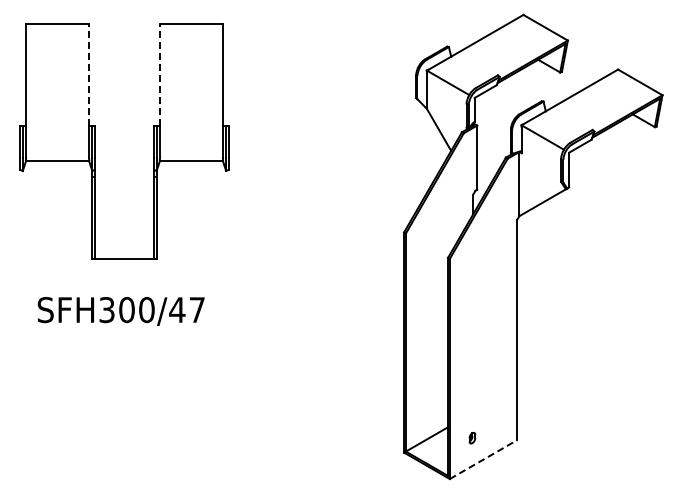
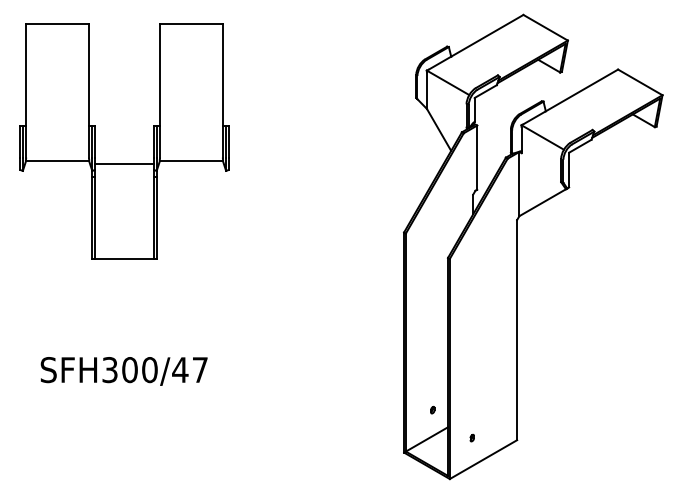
line: dashed -> solid (88, 74)
line: dashed -> solid (160, 74)
line: none -> present (124, 163)
text position: (120, 311) -> (123, 371) (123, 371)
part: none -> present (432, 409)
part size: 9x13 px -> 6x10 px (471, 437)
line: dashed -> solid (483, 459)
